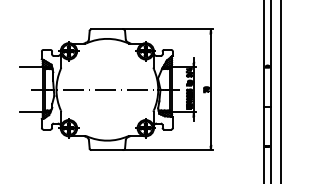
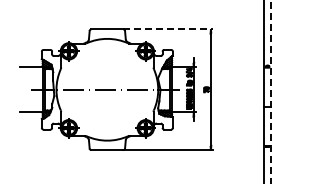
line: solid -> dashed (168, 29)
line: present -> none (281, 91)
line: solid -> dashed (270, 92)
